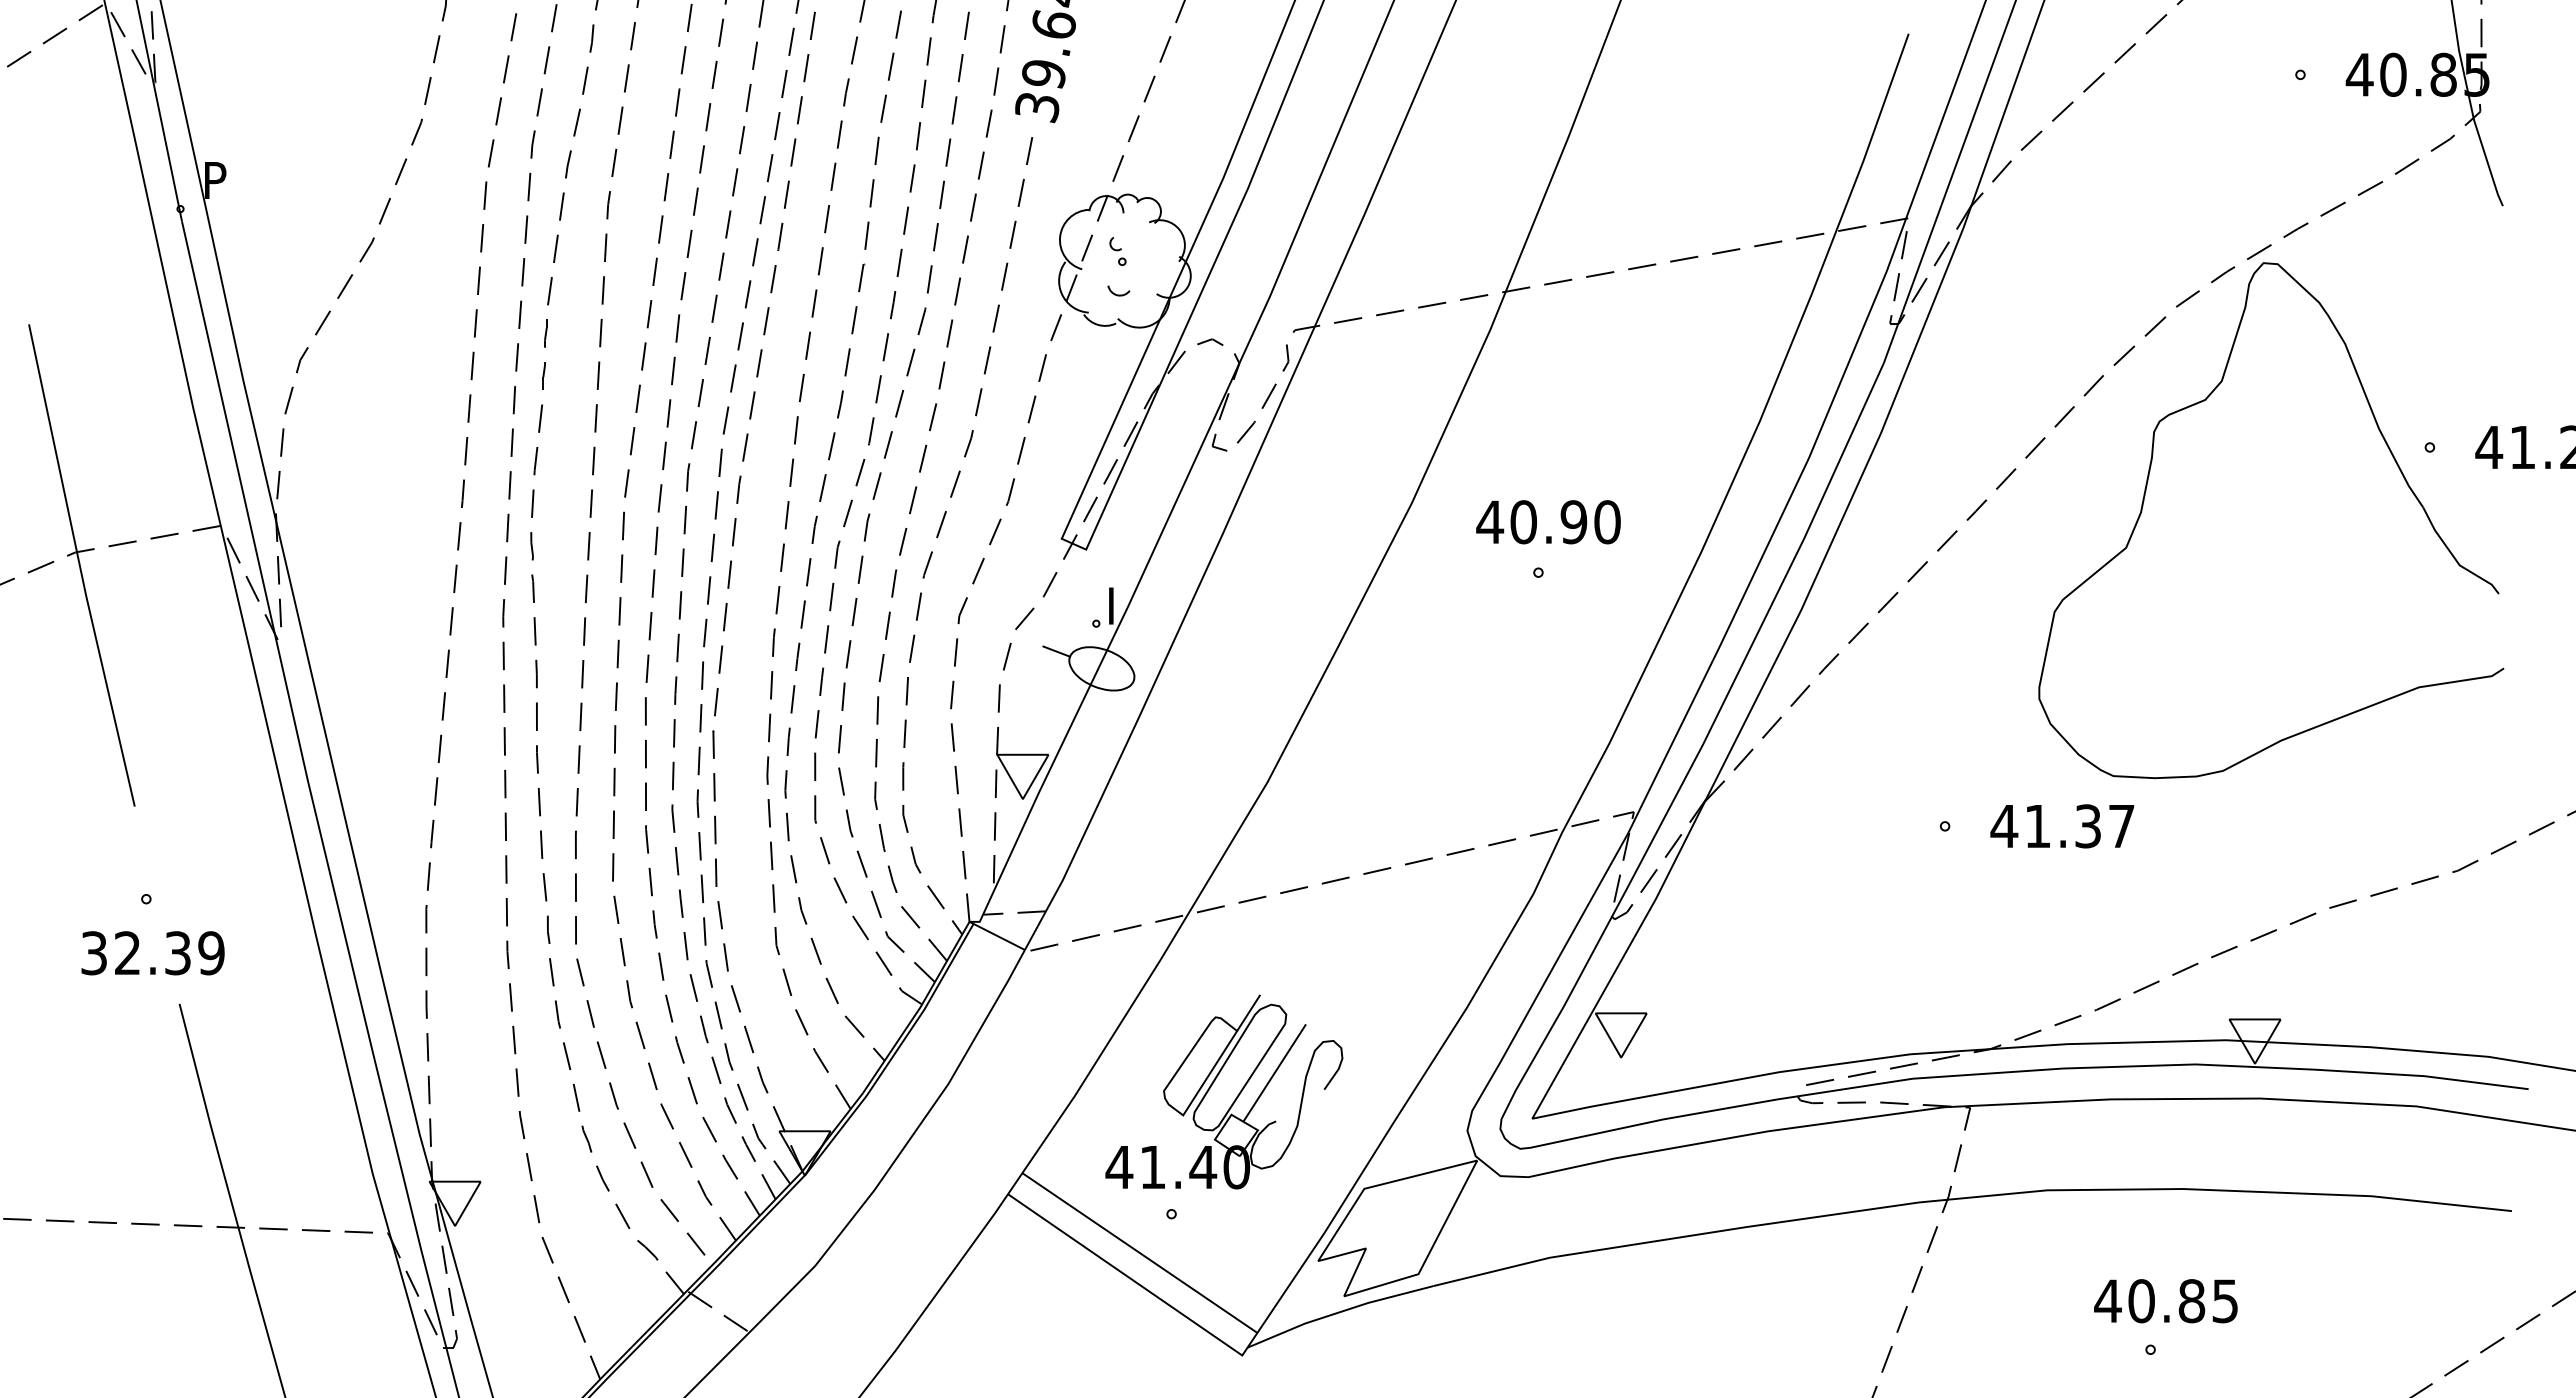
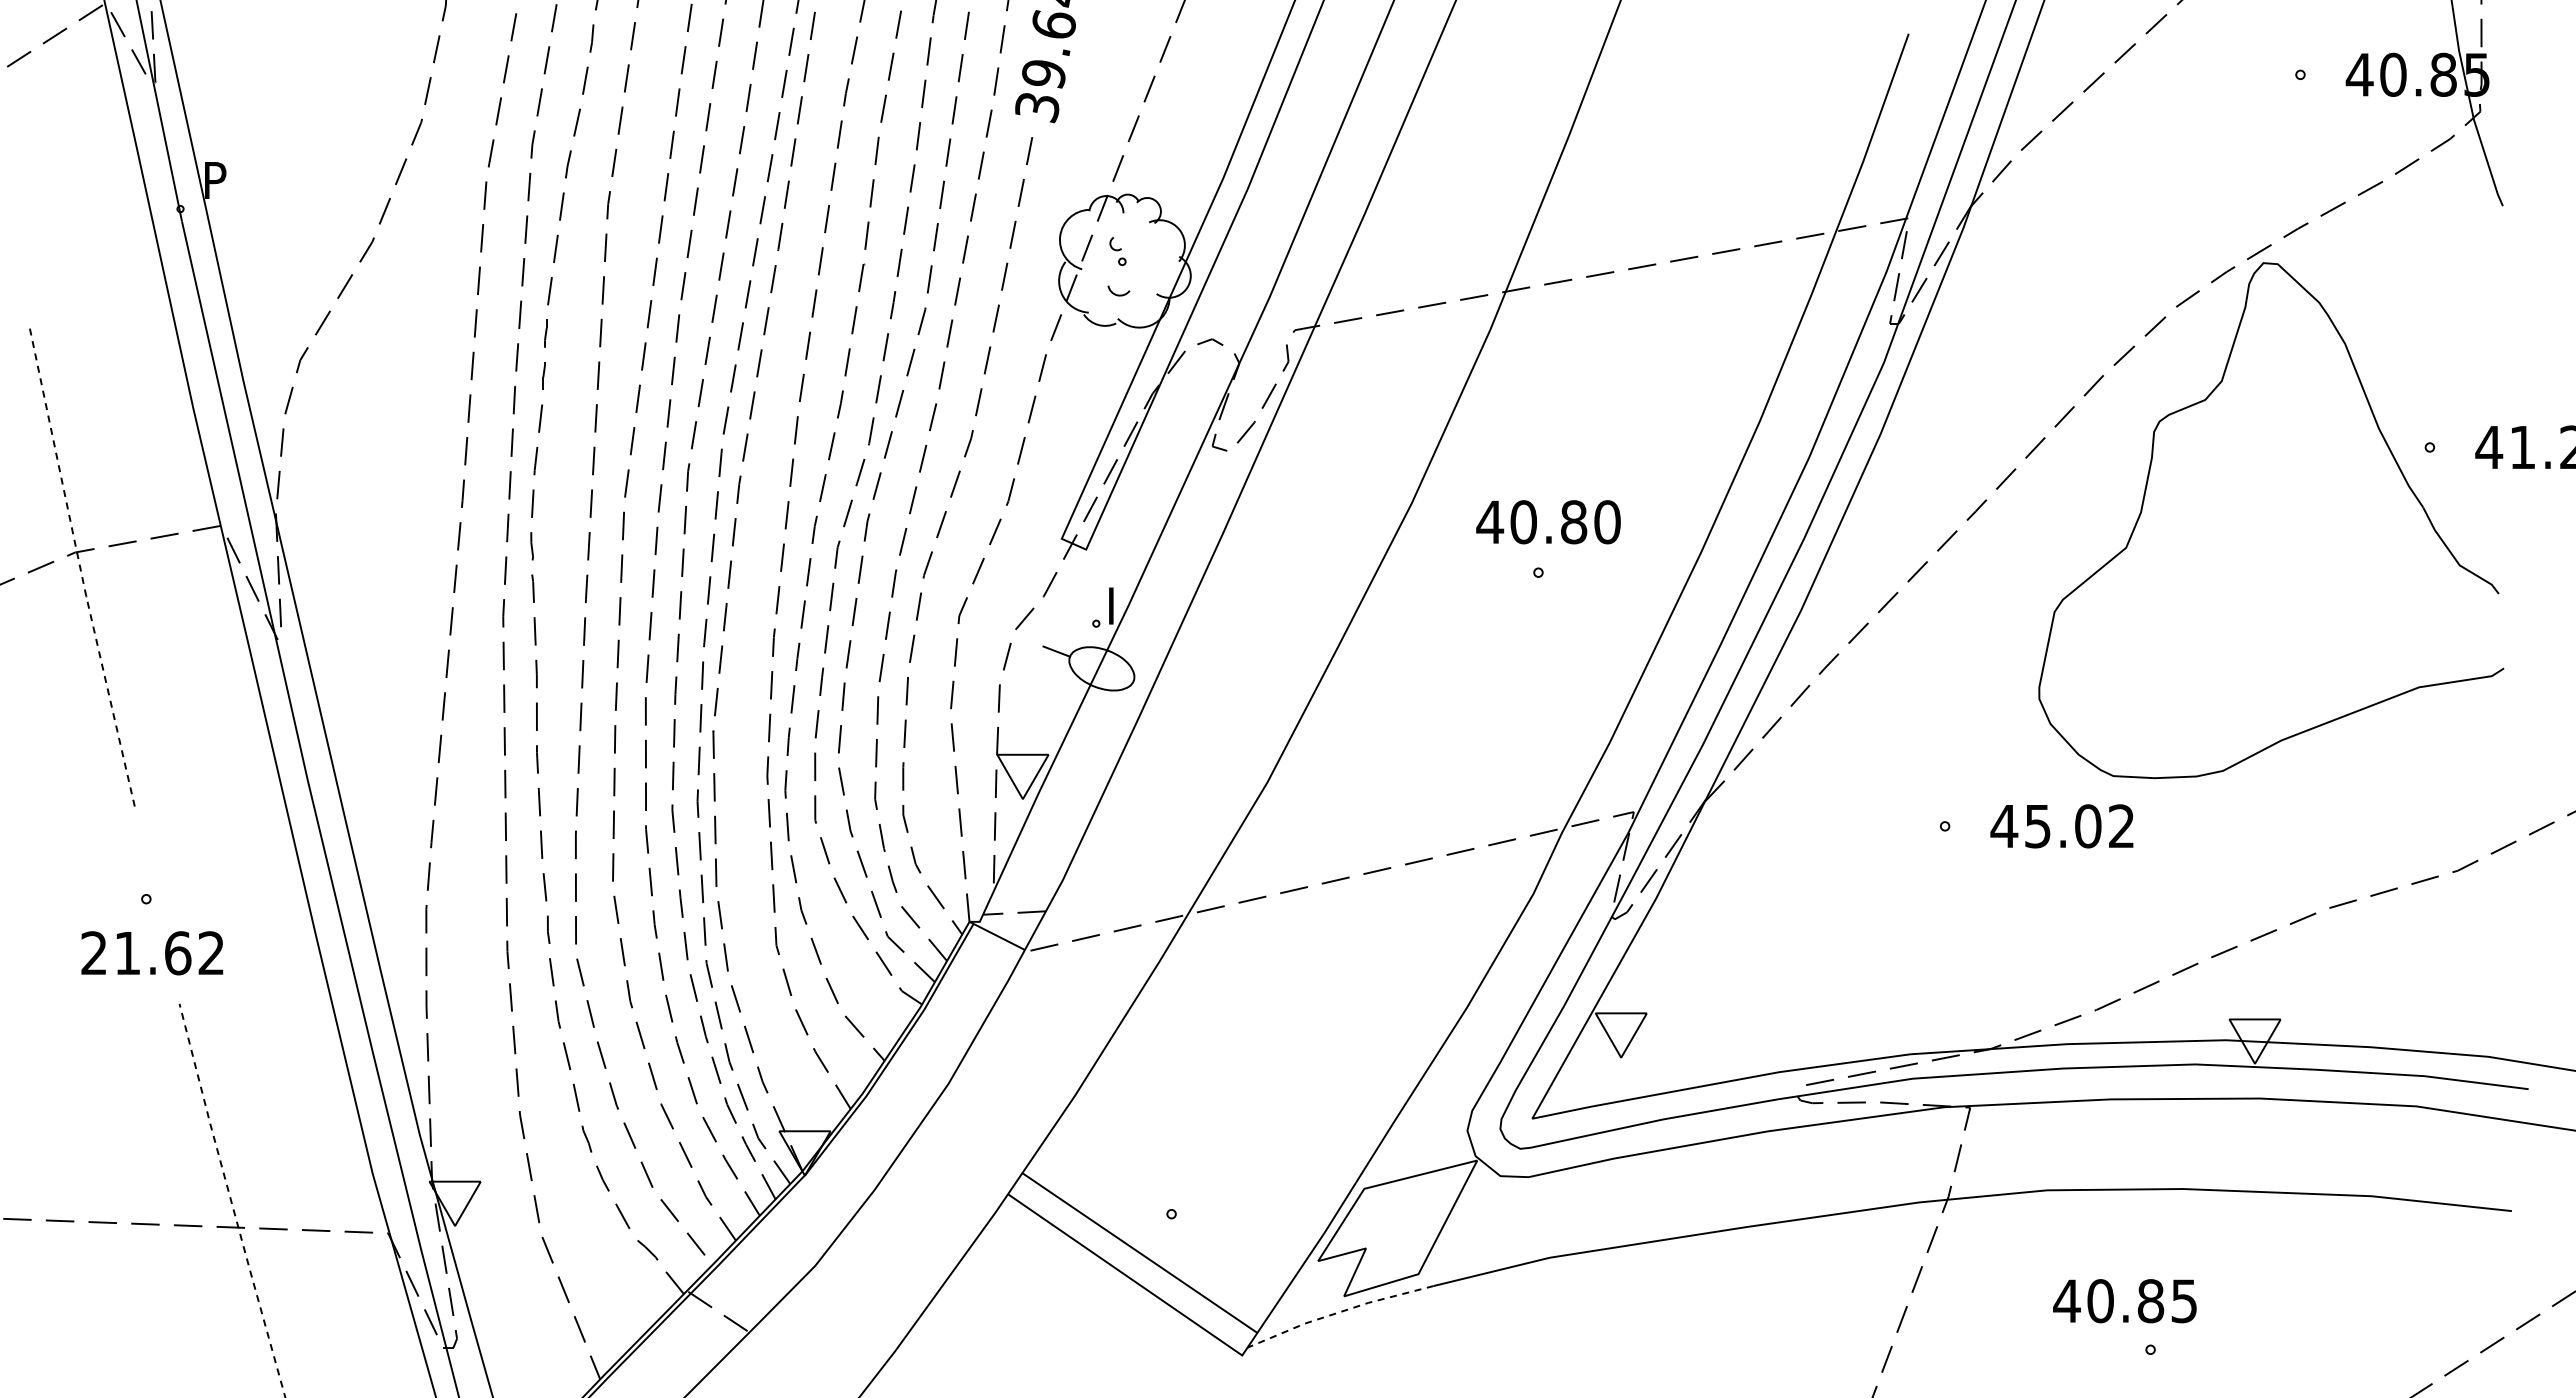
text: 40.90 -> 40.80 (1573, 522)
line: solid -> dashed (79, 566)
text: 41.37 -> 45.02 (2079, 826)
text: 32.39 -> 21.62 (152, 953)
part: present -> none (1224, 1091)
line: solid -> dashed (230, 1200)
text position: (2165, 1301) -> (2124, 1301) (2124, 1301)
line: solid -> dashed (1338, 1312)
